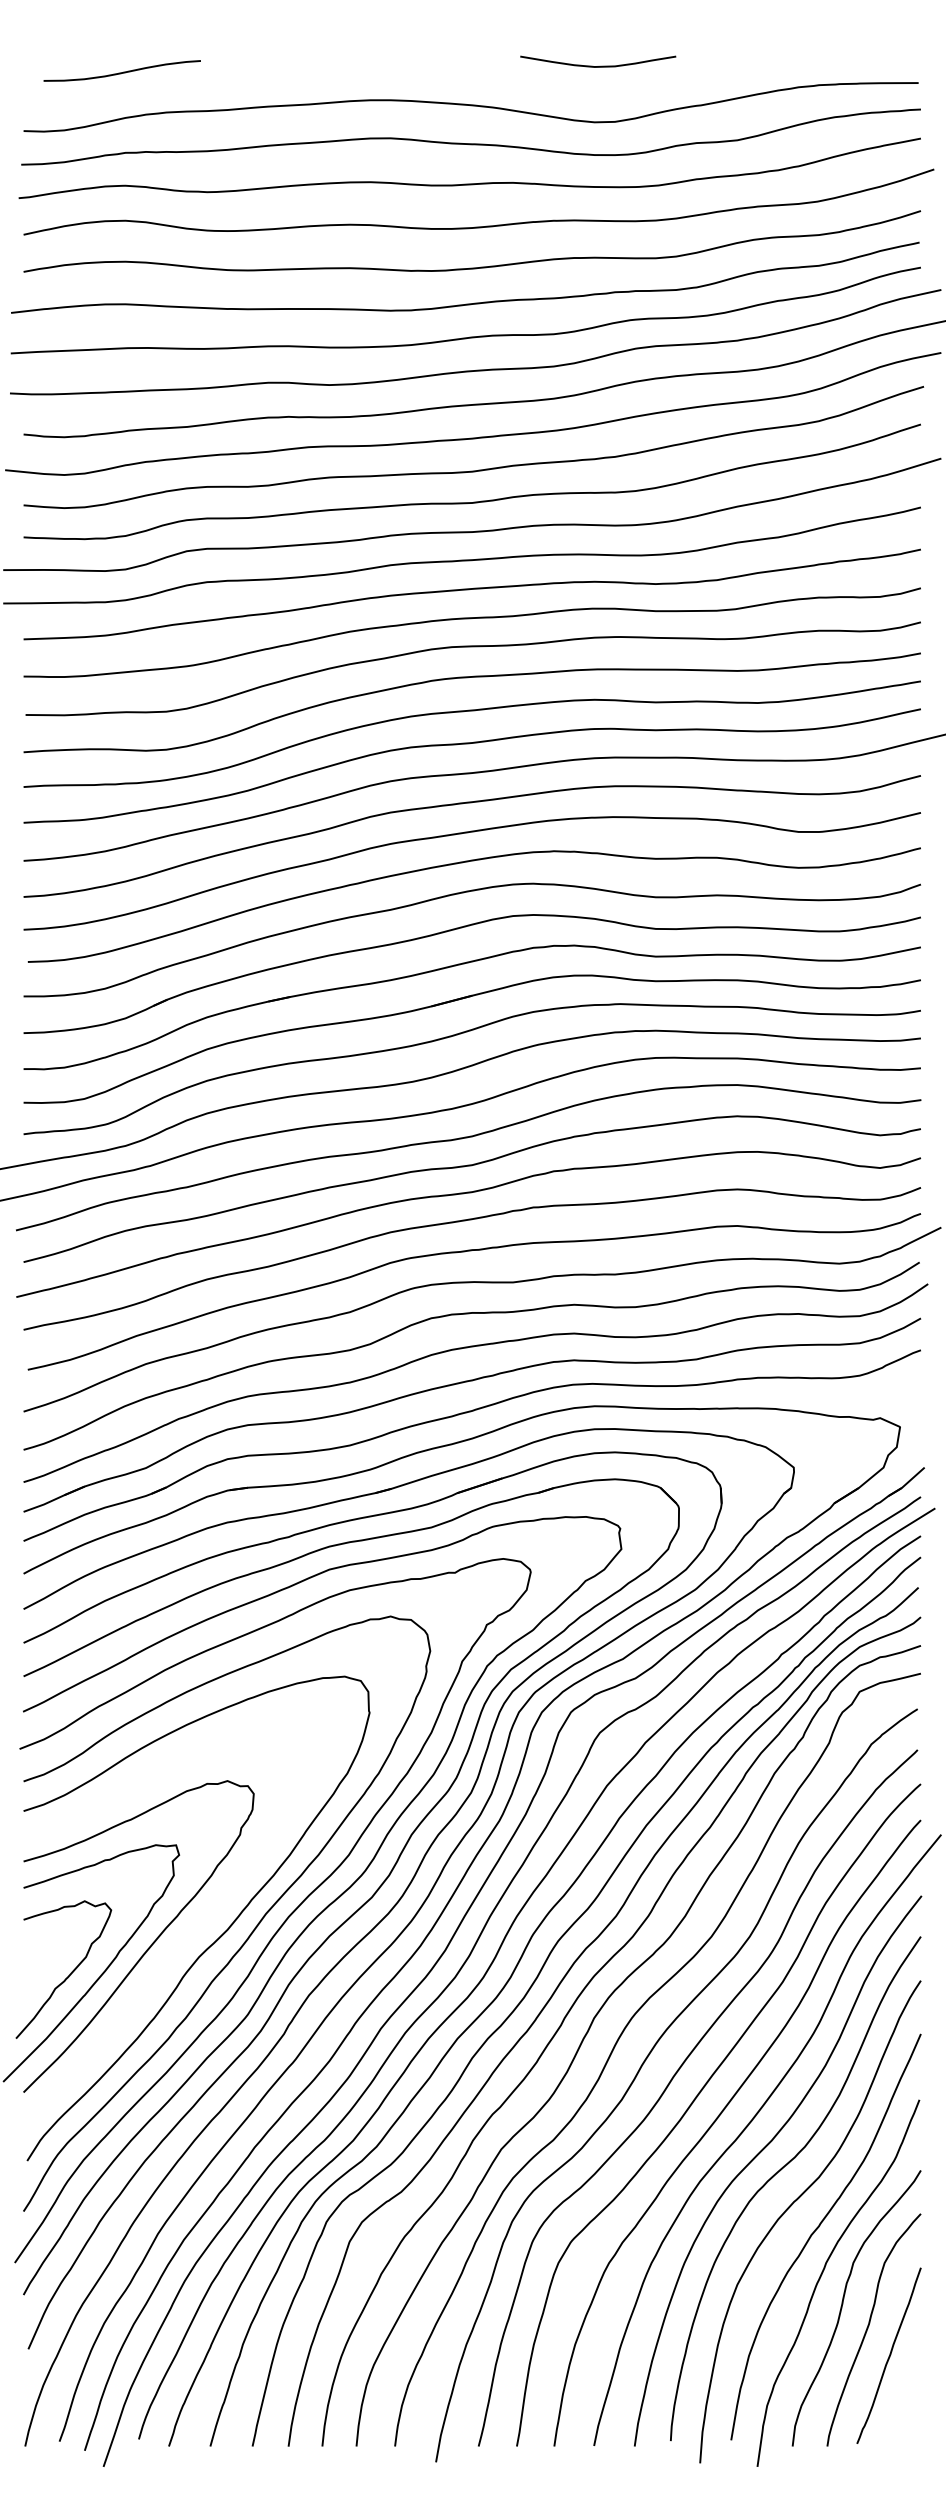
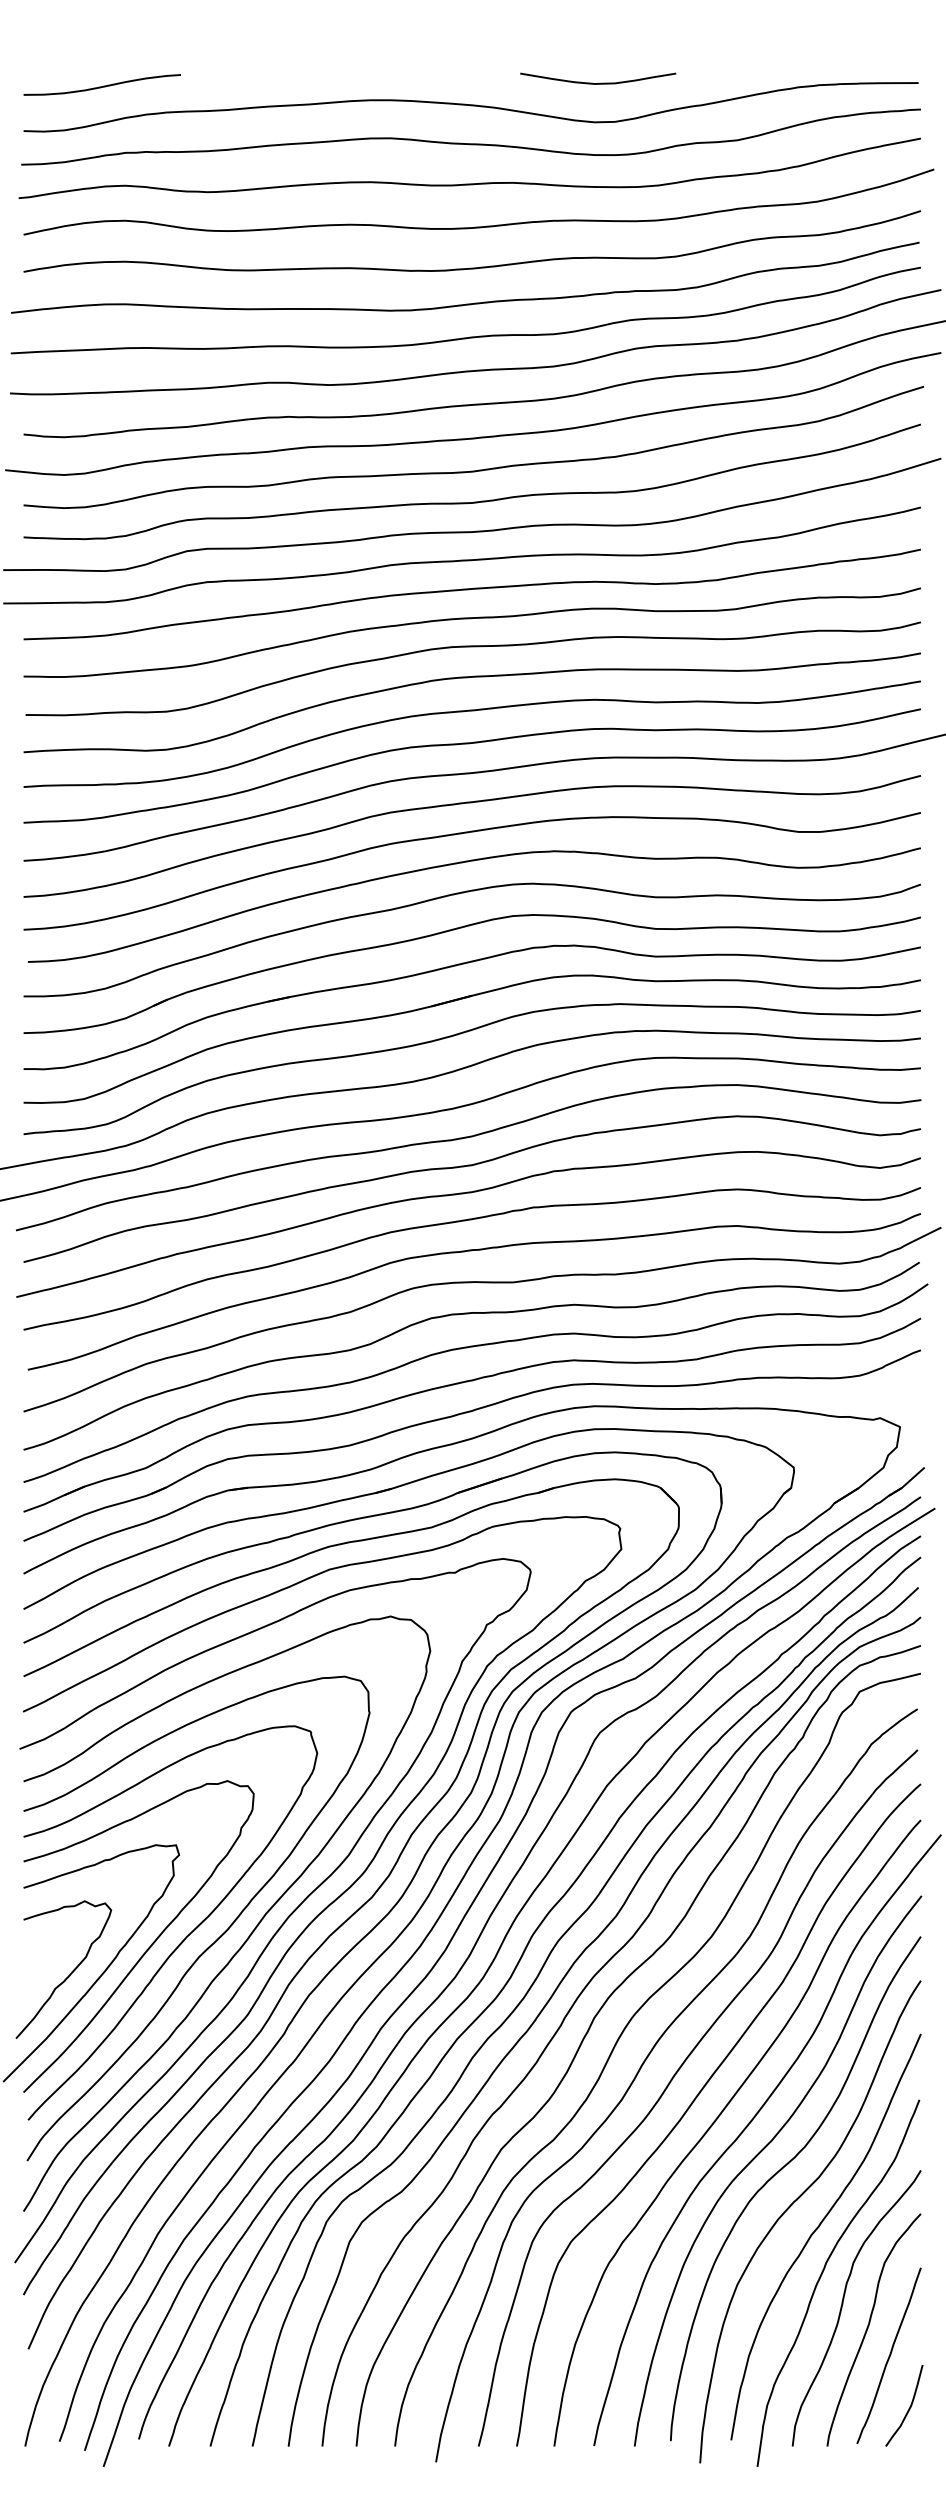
curve position: (600, 65) -> (600, 82) (600, 82)
curve position: (121, 72) -> (101, 86) (101, 86)
curve: none -> present (185, 1937)
curve: none -> present (908, 2408)
